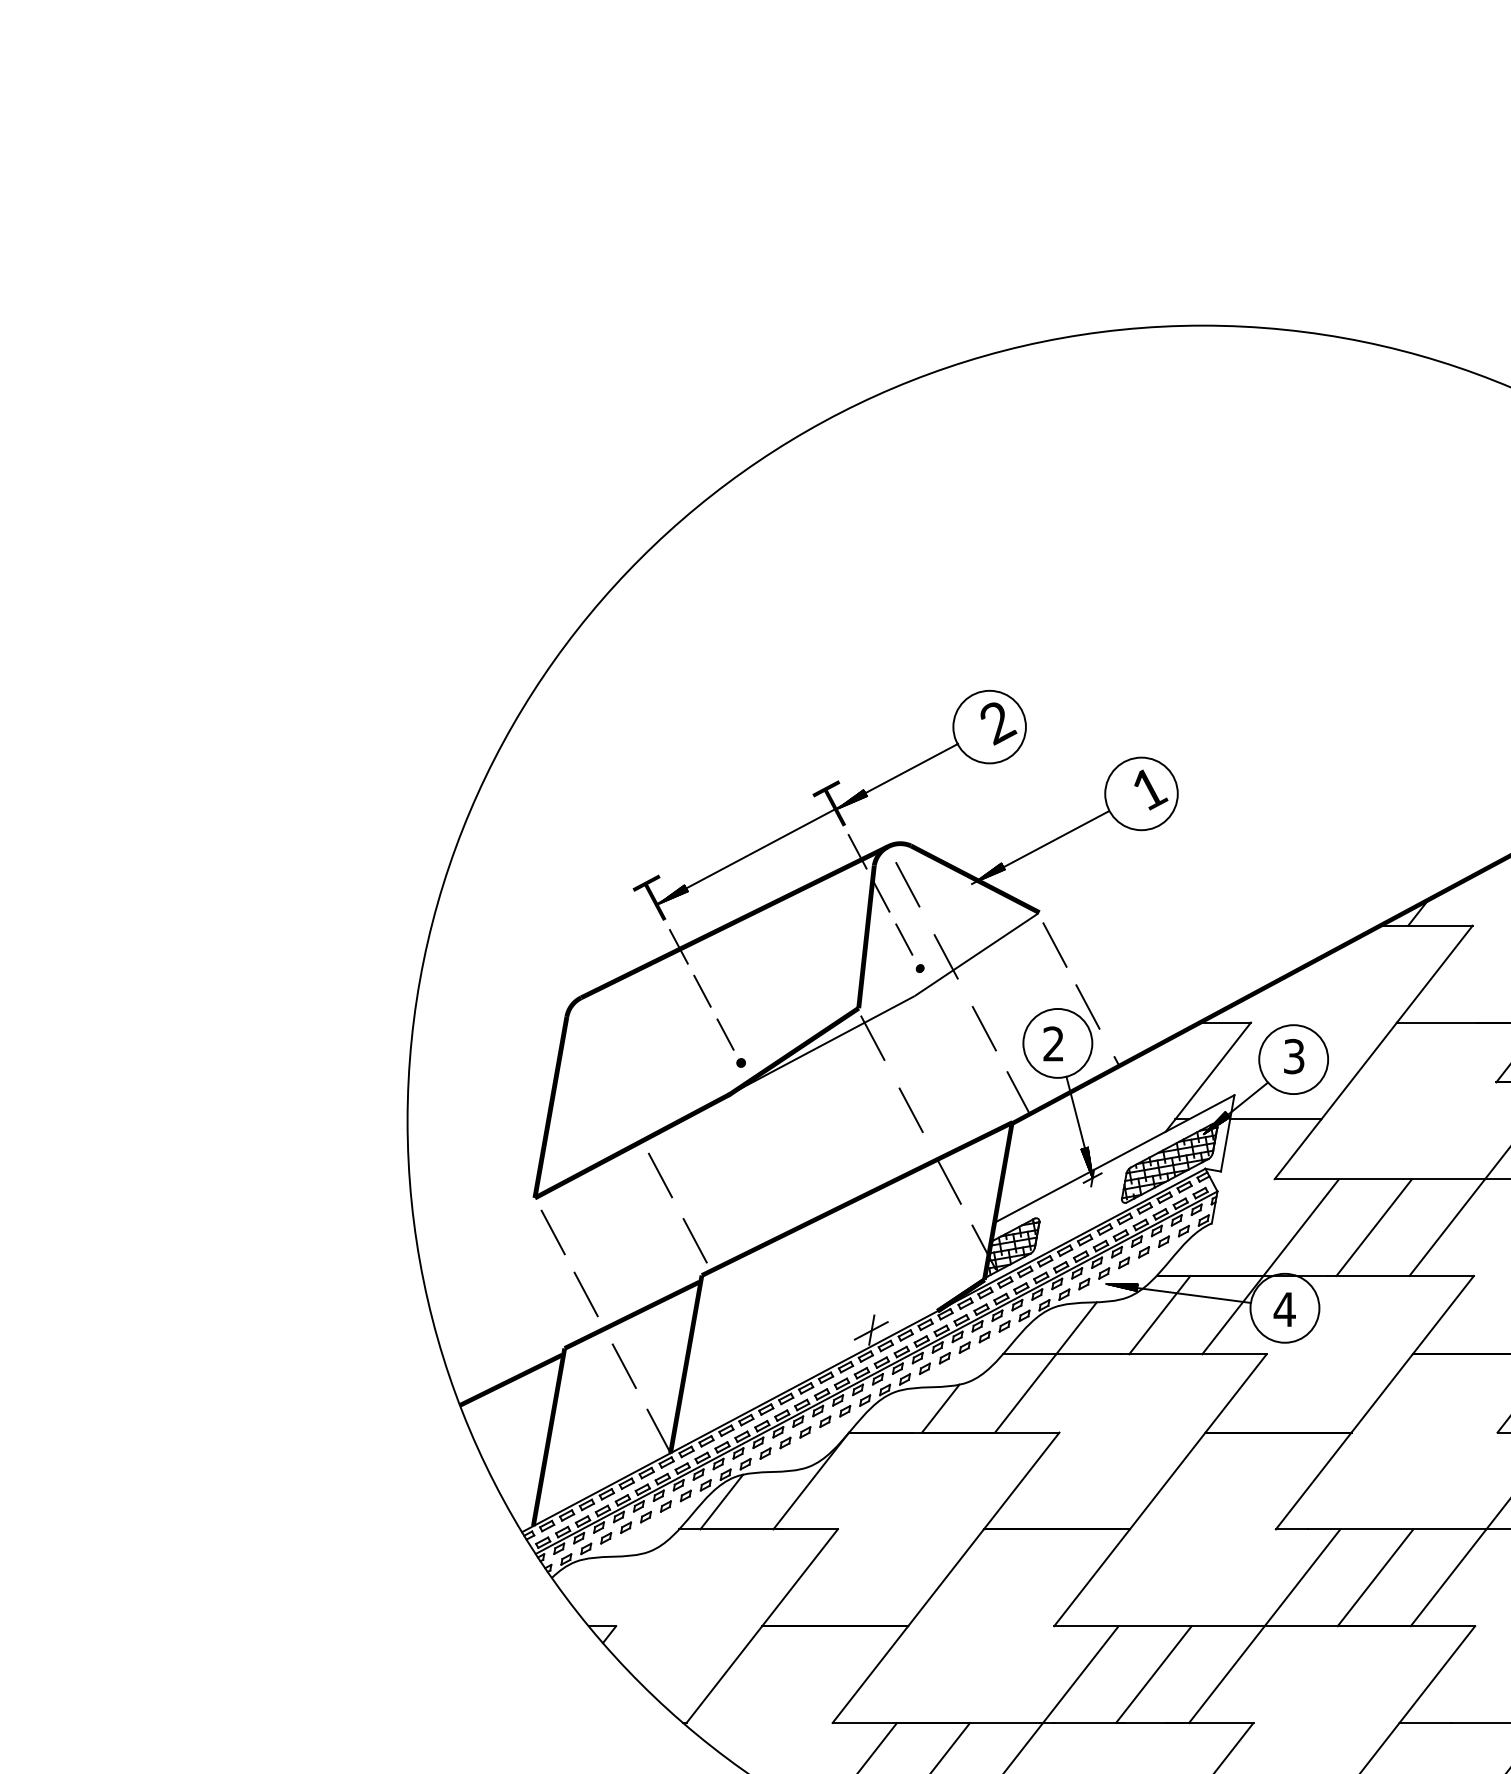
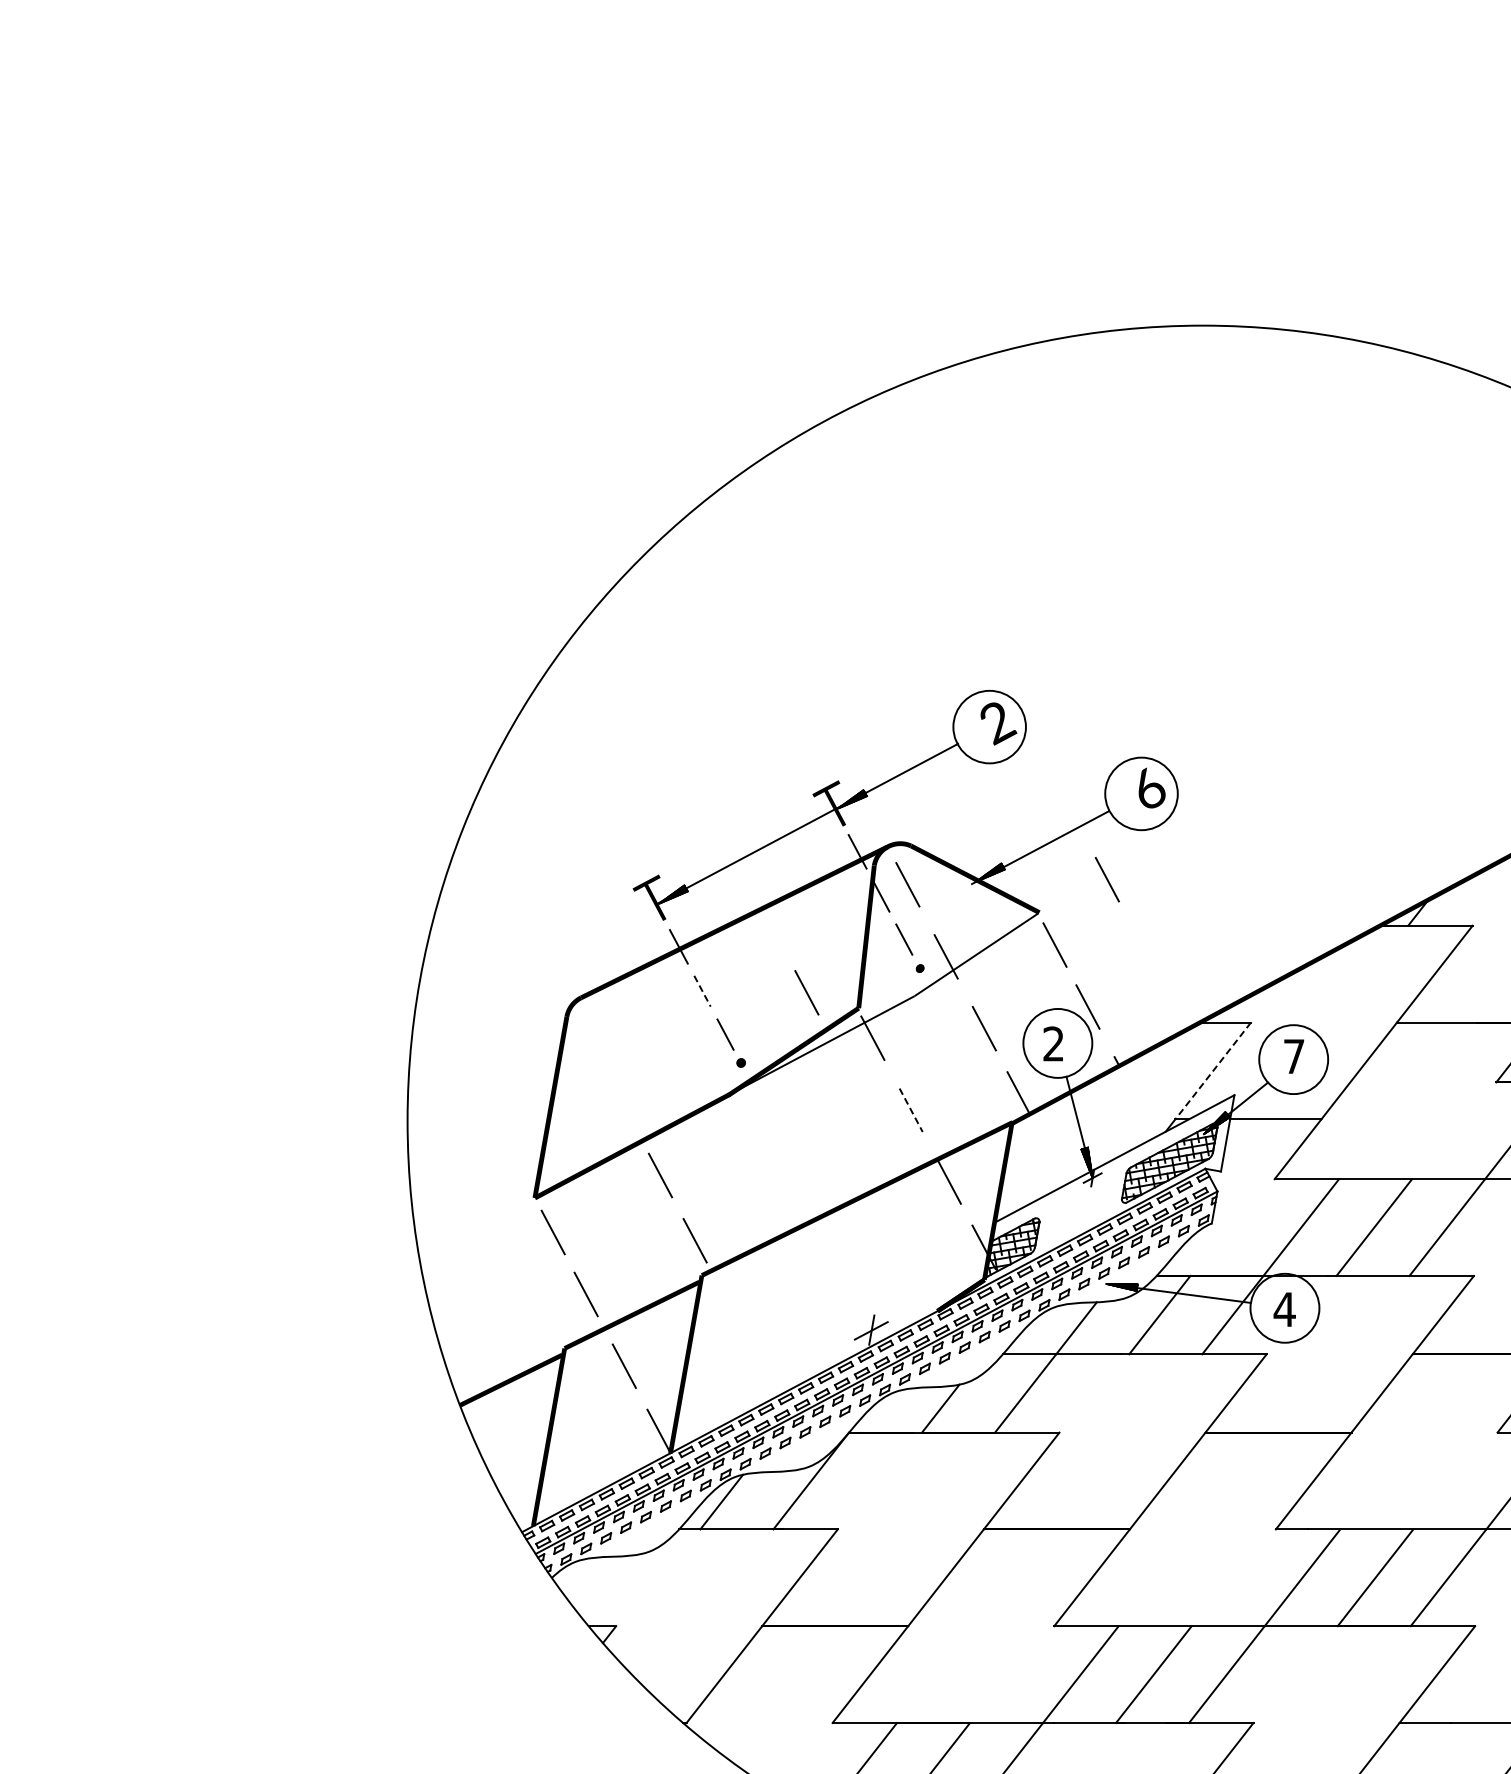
text: 1 -> 6 (1151, 788)
line: none -> present (1106, 879)
line: solid -> dashed (702, 991)
line: none -> present (806, 992)
text: 3 -> 7 (1294, 1056)
line: solid -> dashed (1212, 1071)
line: solid -> dashed (911, 1110)
